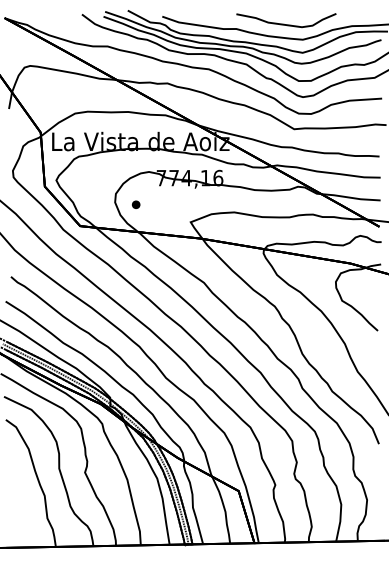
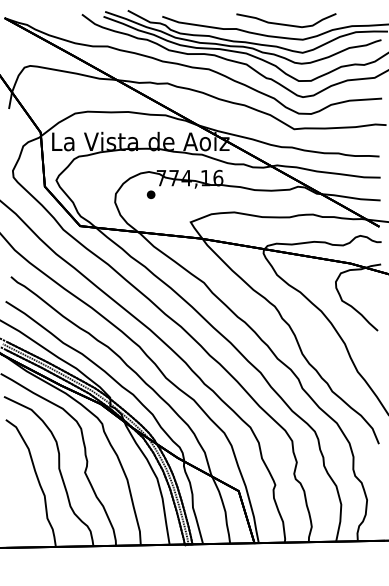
part position: (136, 204) -> (151, 194) (151, 194)
